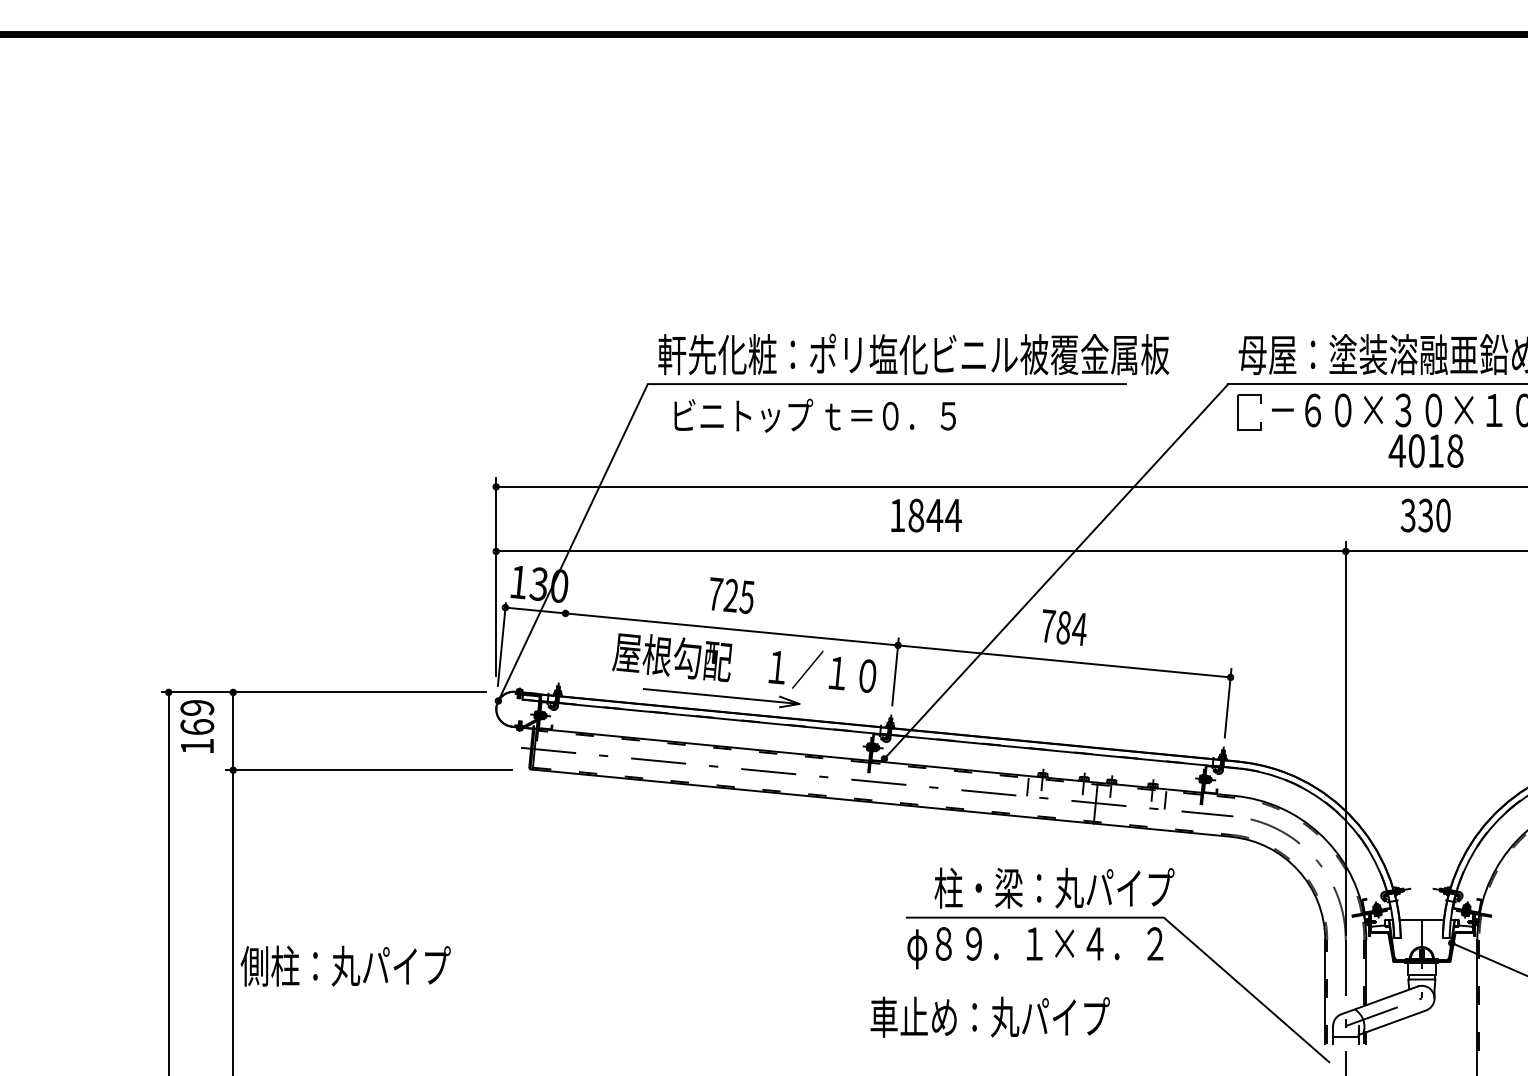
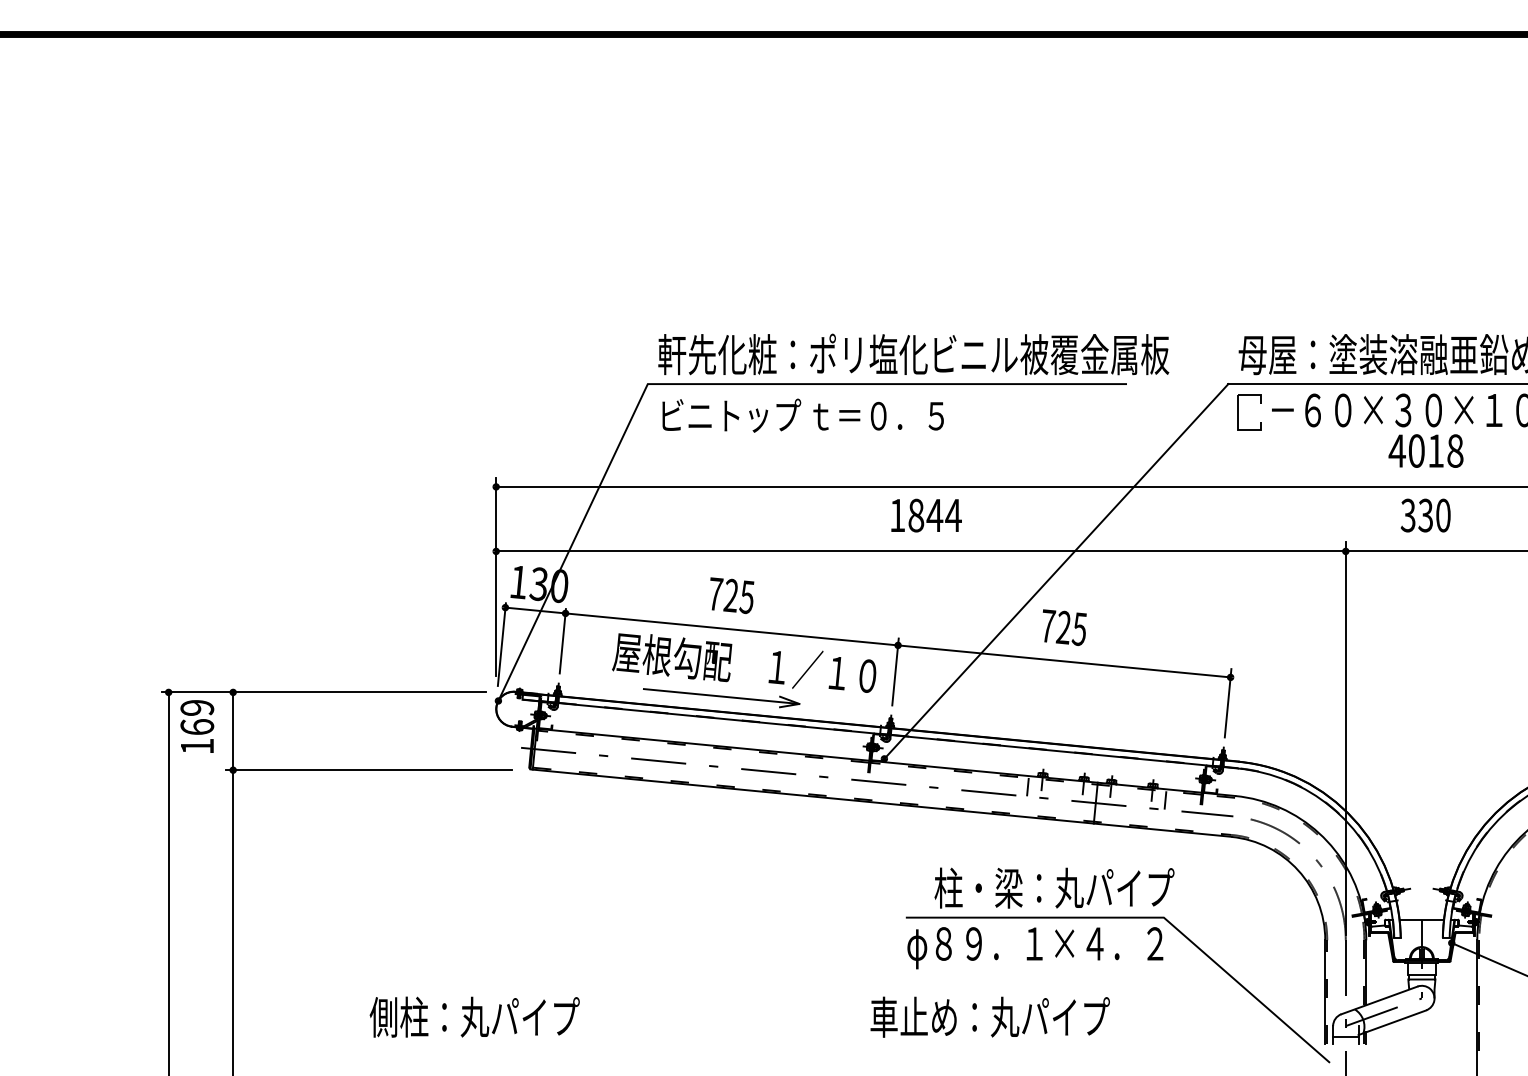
text position: (814, 415) -> (802, 415) (802, 415)
text: 784 -> 725 (1070, 628)
line: none -> present (562, 641)
text position: (345, 965) -> (474, 1016) (474, 1016)
